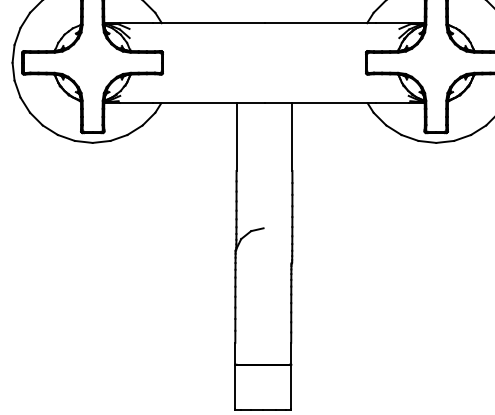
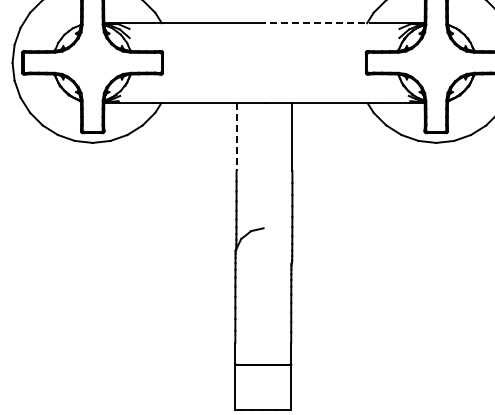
line: solid -> dashed (320, 23)
line: solid -> dashed (236, 137)
